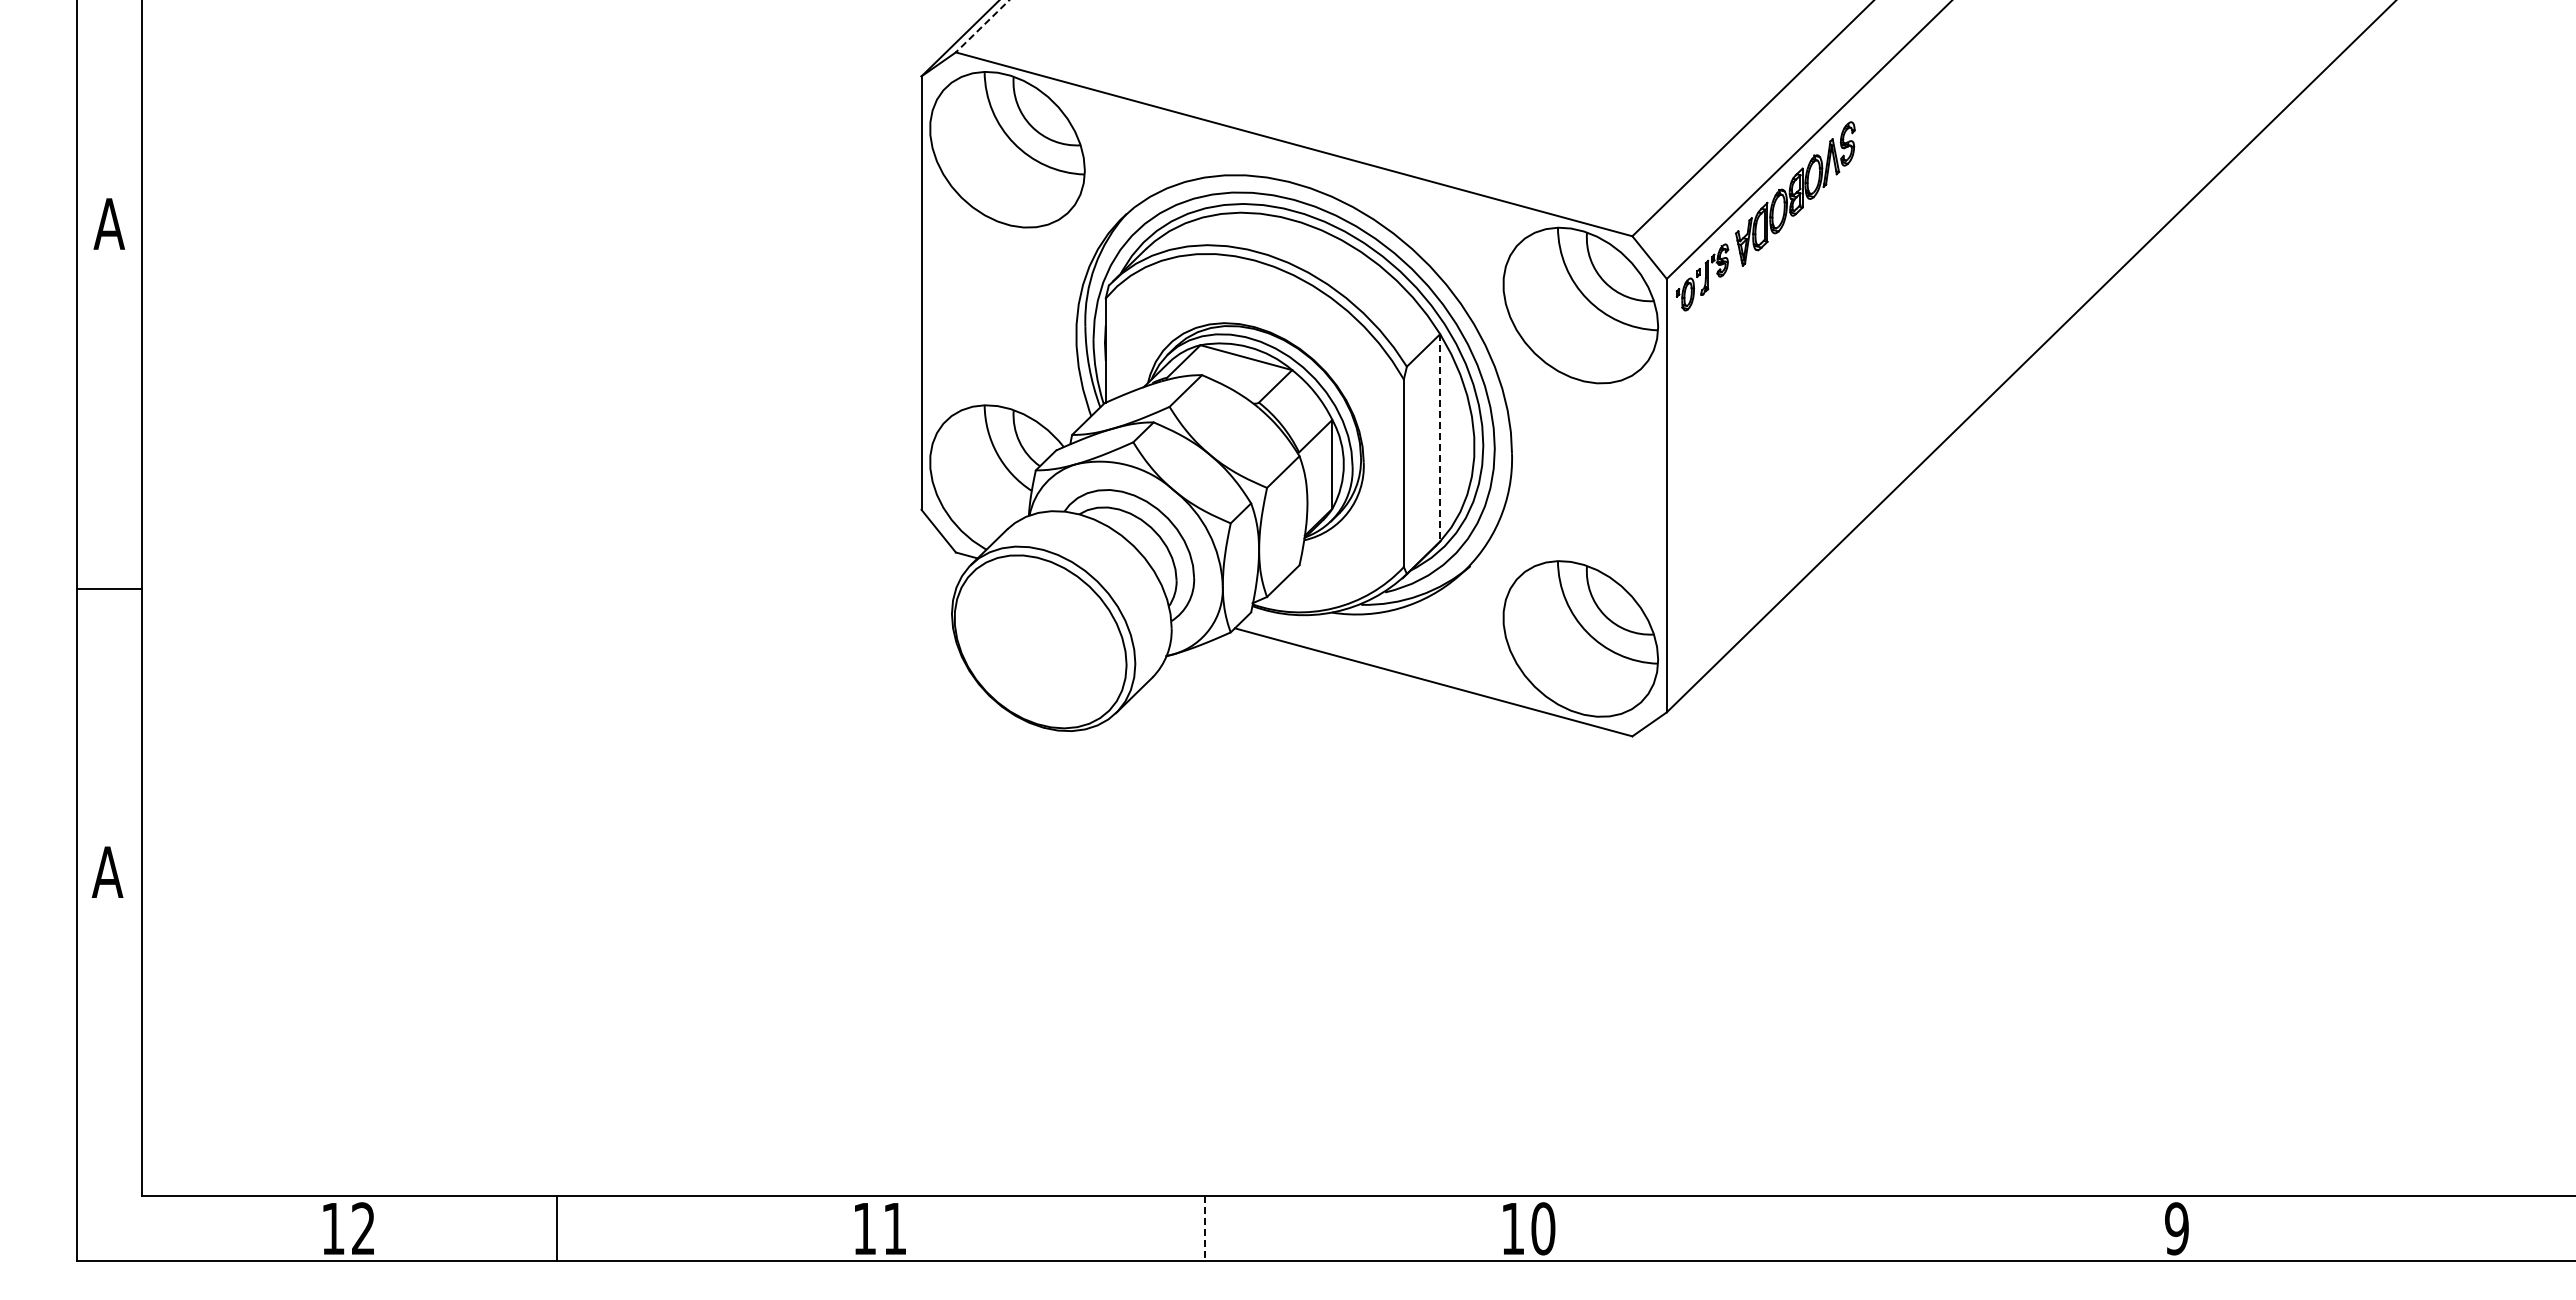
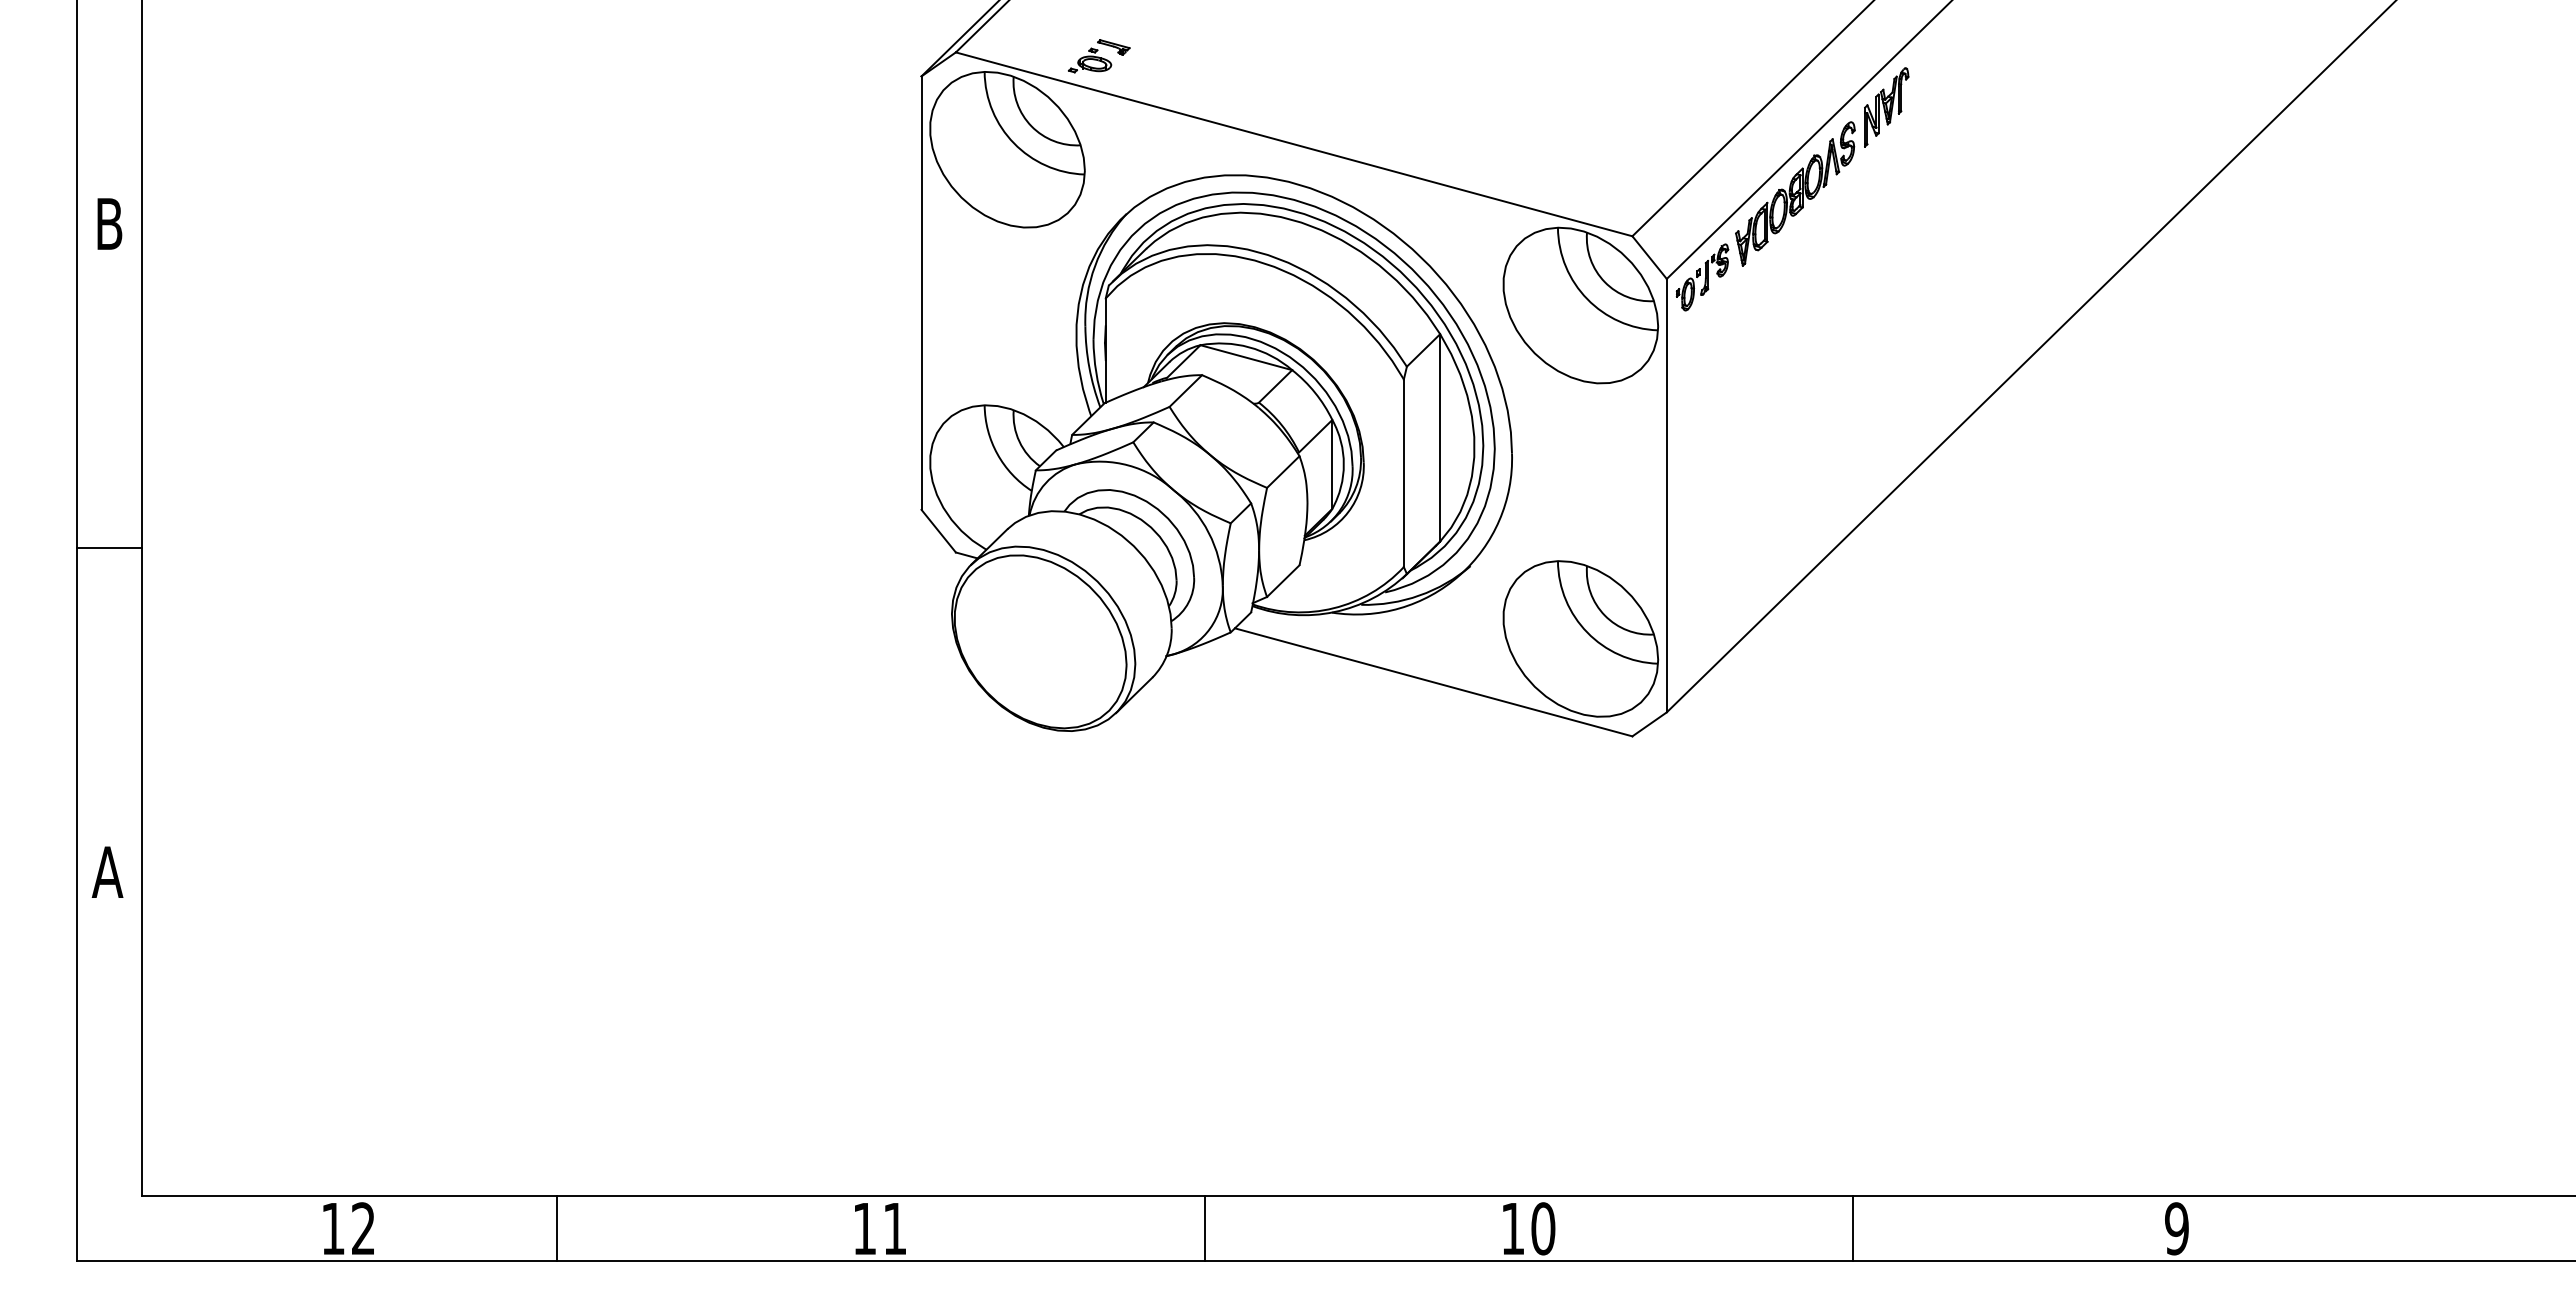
line: dashed -> solid (982, 26)
part: none -> present (1098, 56)
part: none -> present (1886, 107)
text: A -> B (109, 223)
line: dashed -> solid (1440, 437)
line position: (109, 588) -> (109, 547) (109, 547)
line: none -> present (1853, 1228)
line: dashed -> solid (1205, 1229)
